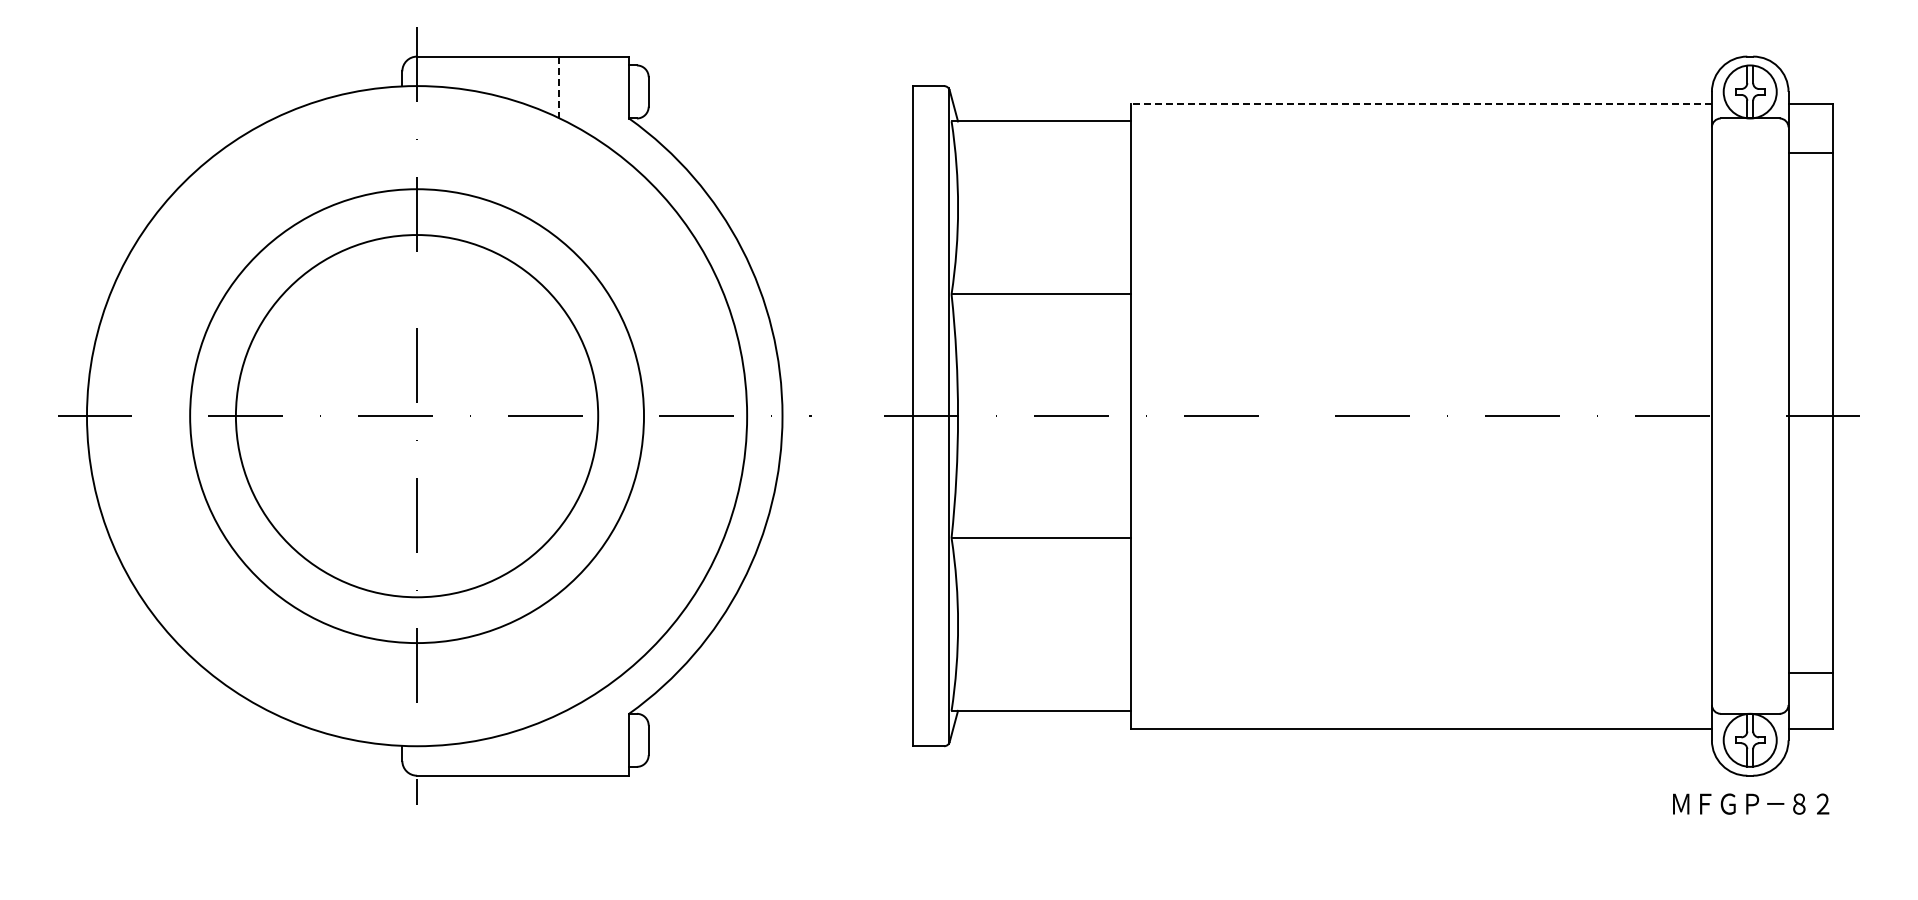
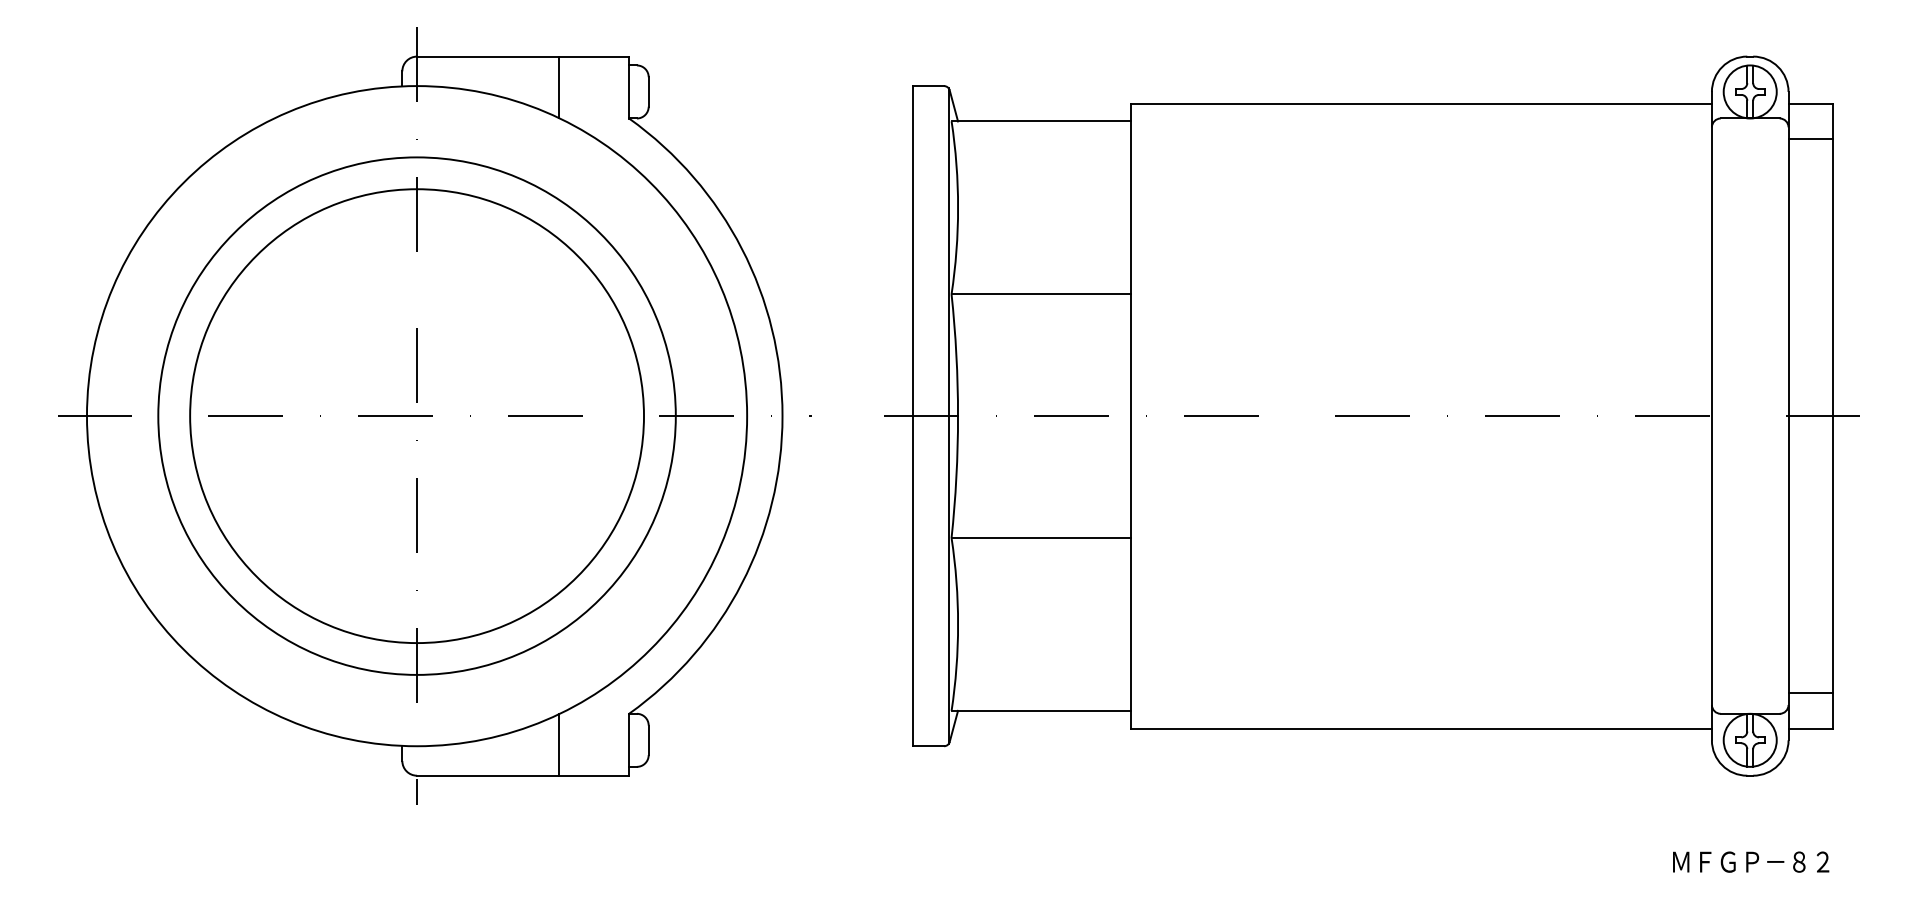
line: dashed -> solid (558, 87)
line: dashed -> solid (1421, 103)
line position: (1810, 153) -> (1810, 139) (1810, 139)
circle diameter: 362 px -> 518 px (416, 415)
line position: (1810, 673) -> (1810, 693) (1810, 693)
line: none -> present (558, 744)
text position: (1751, 803) -> (1751, 861) (1751, 861)
